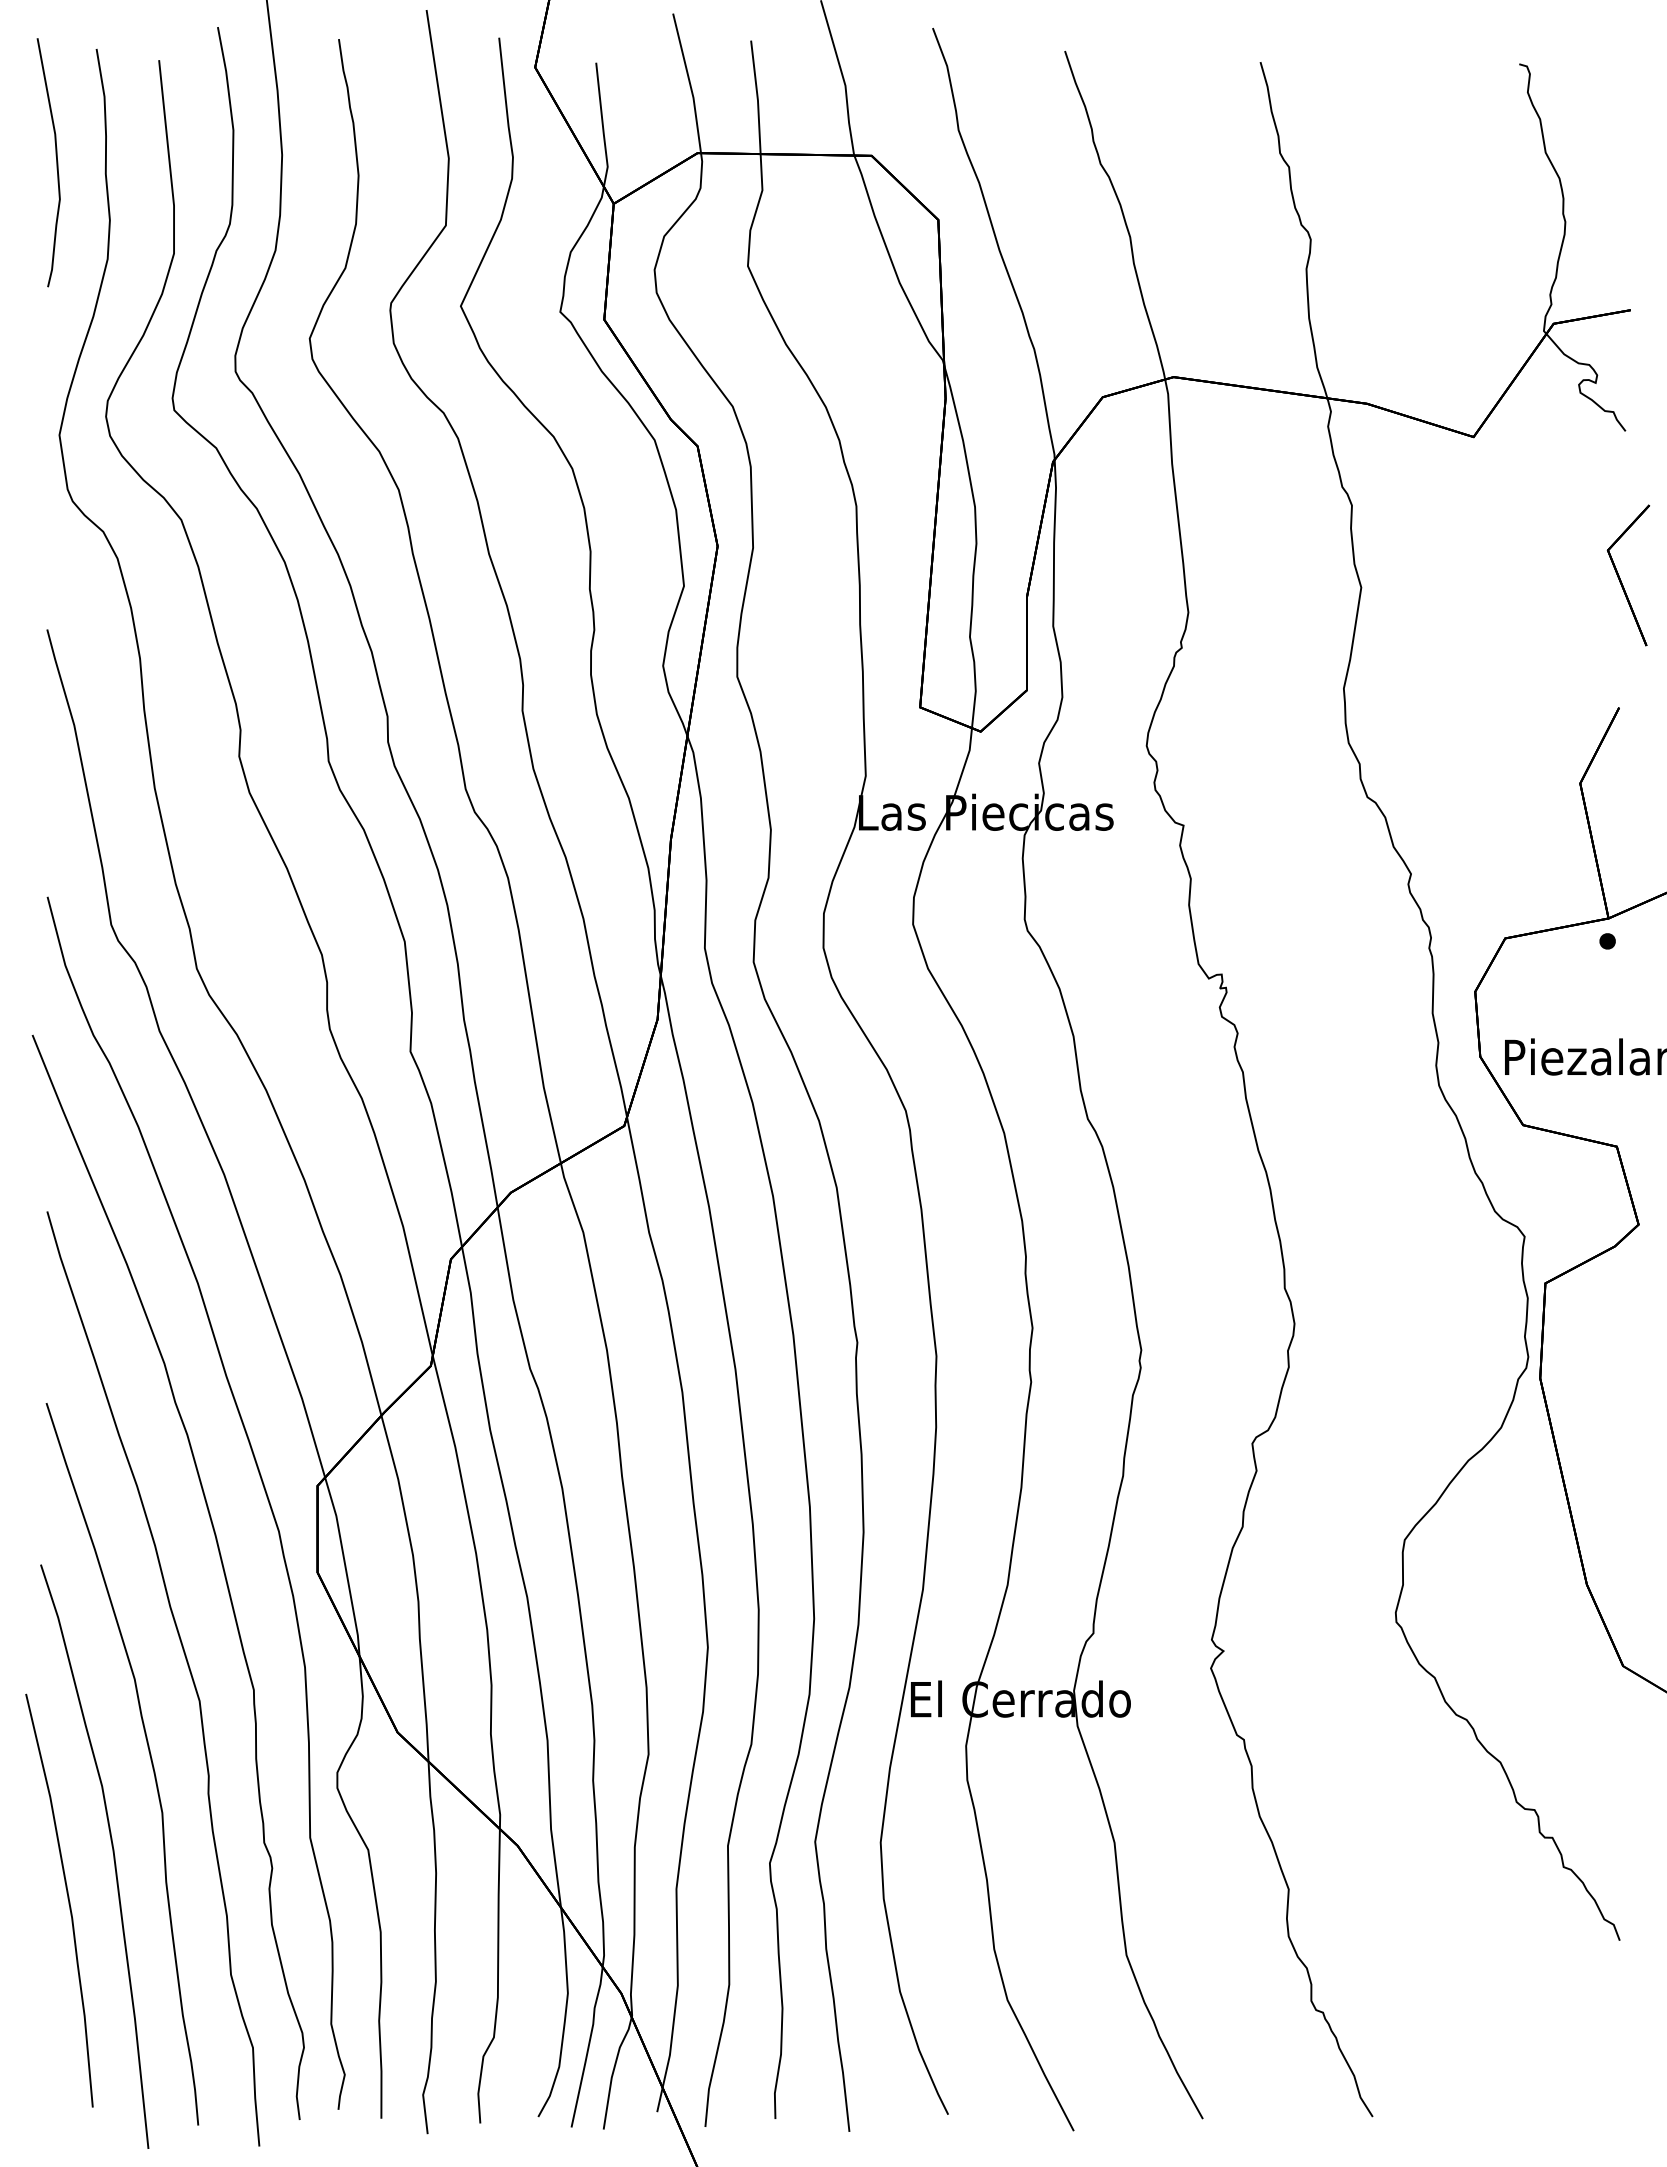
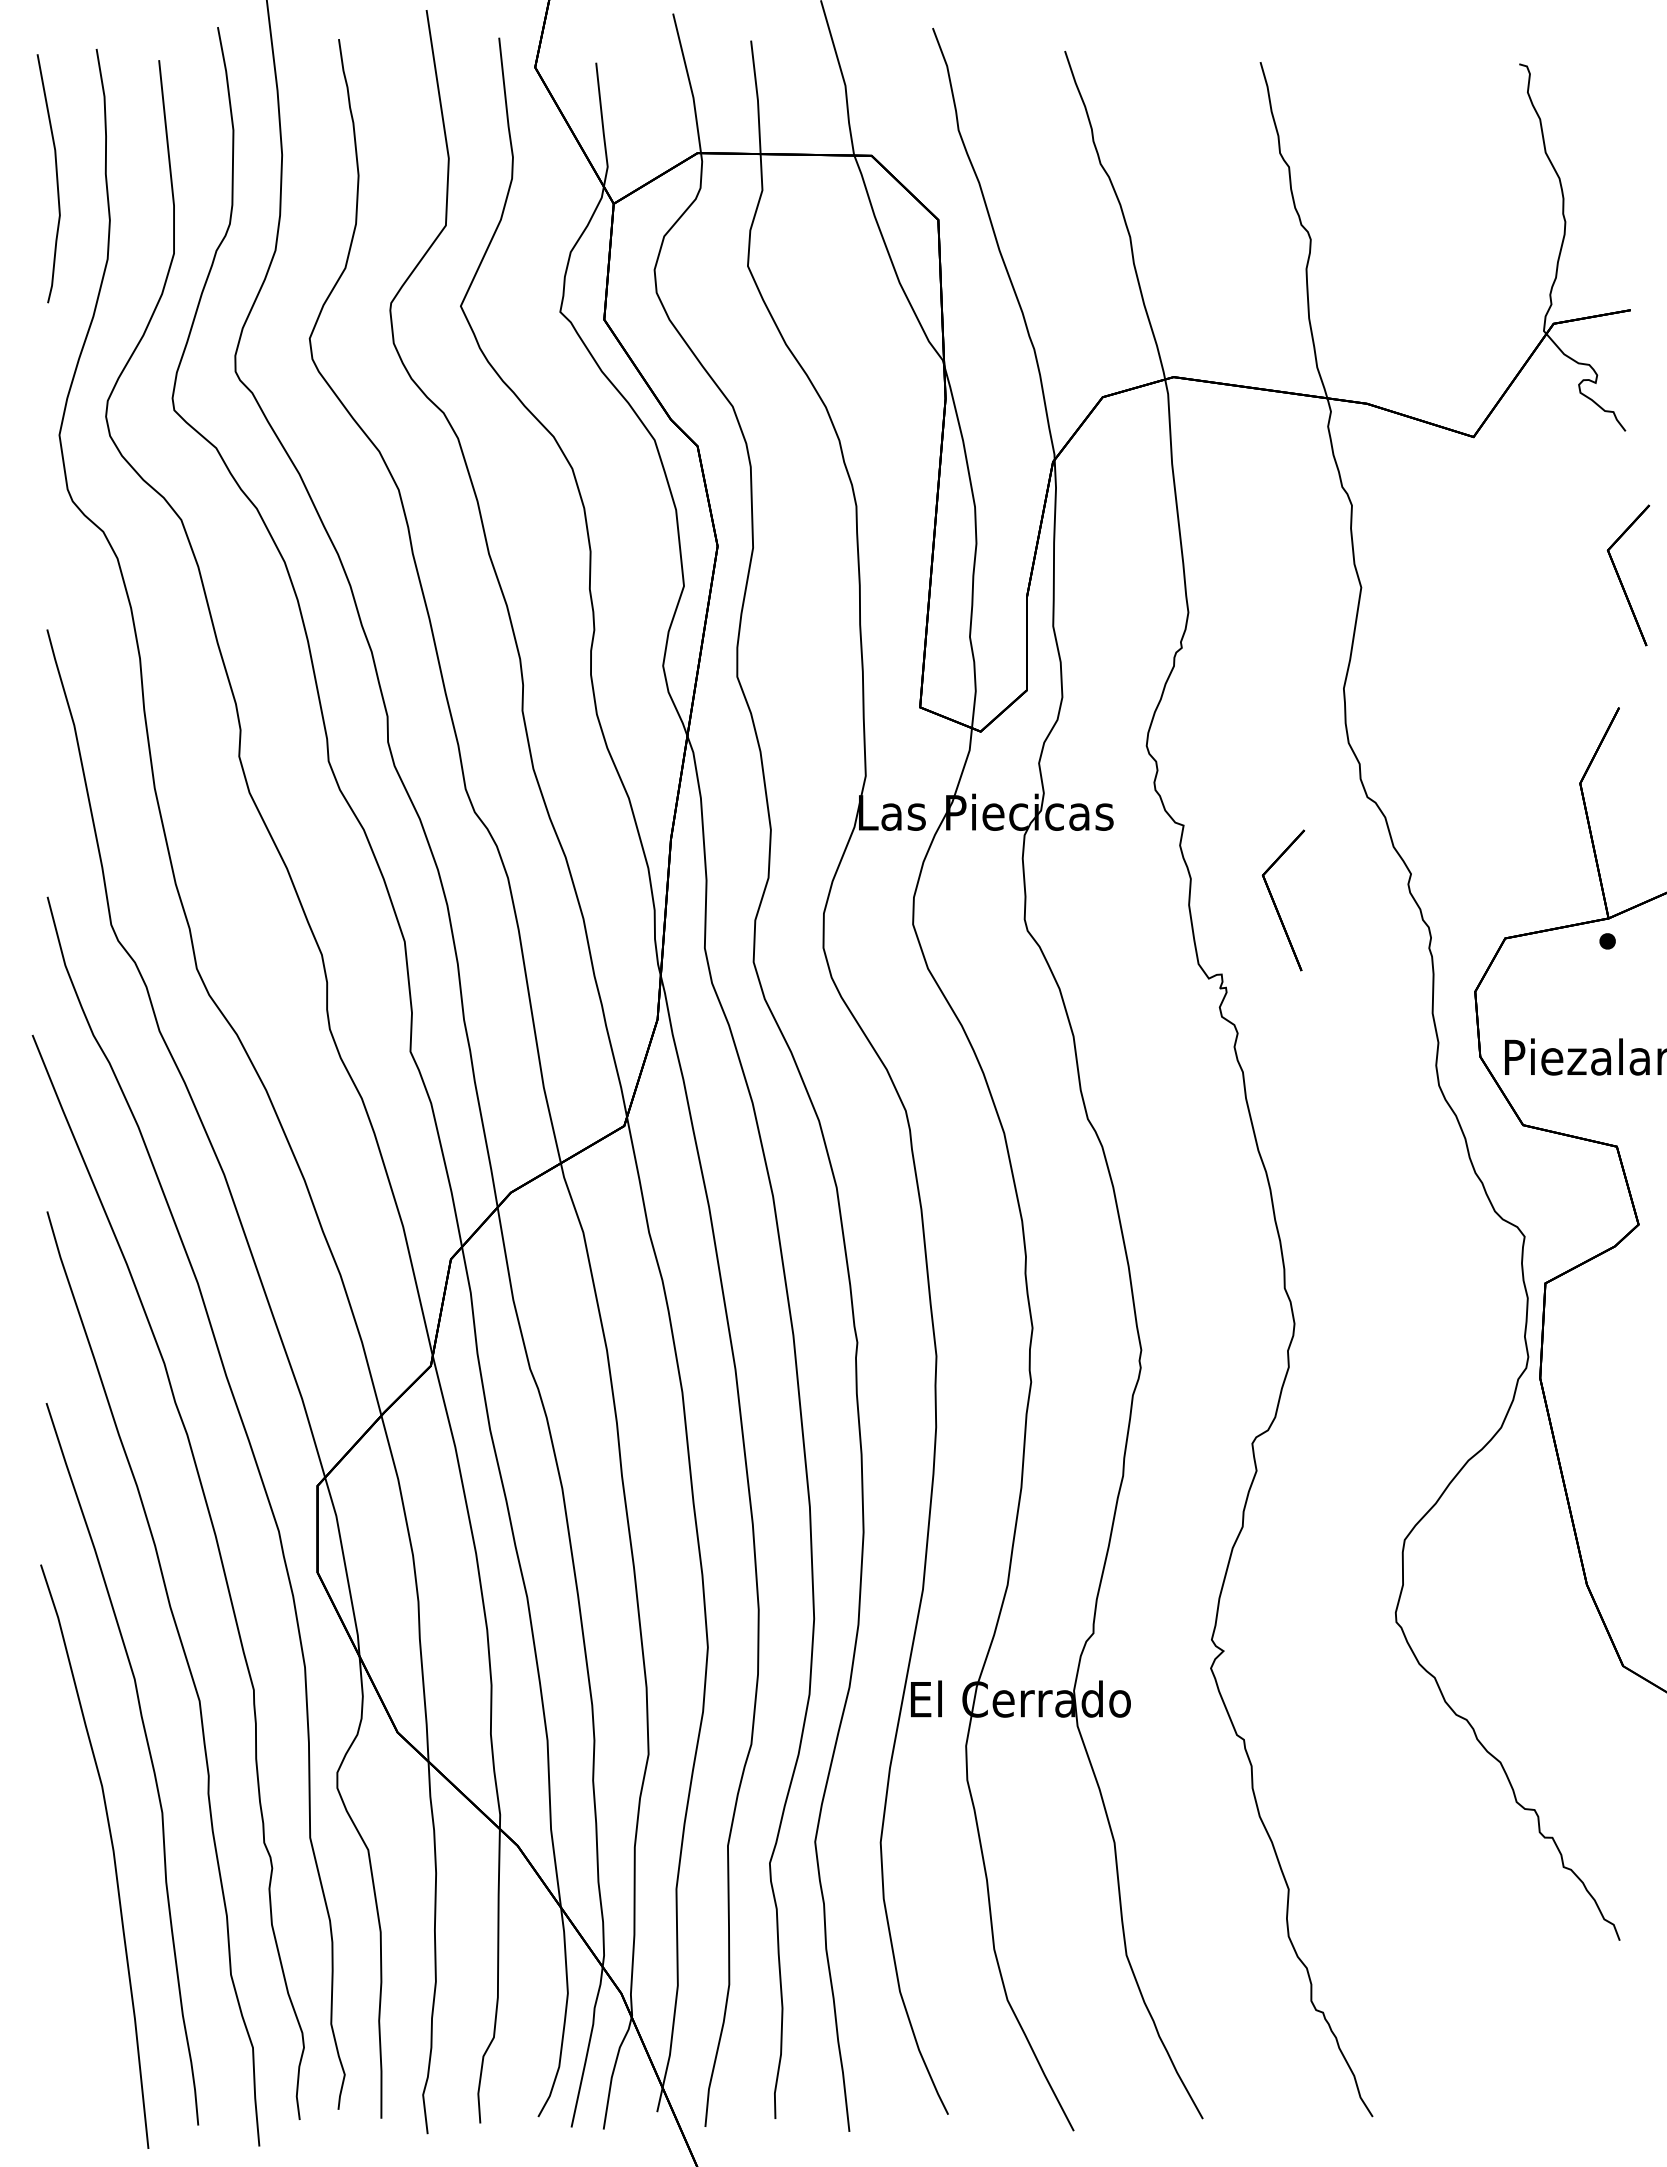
curve position: (56, 162) -> (56, 178) (56, 178)
part: none -> present (1275, 902)
part: present -> none (67, 1899)
